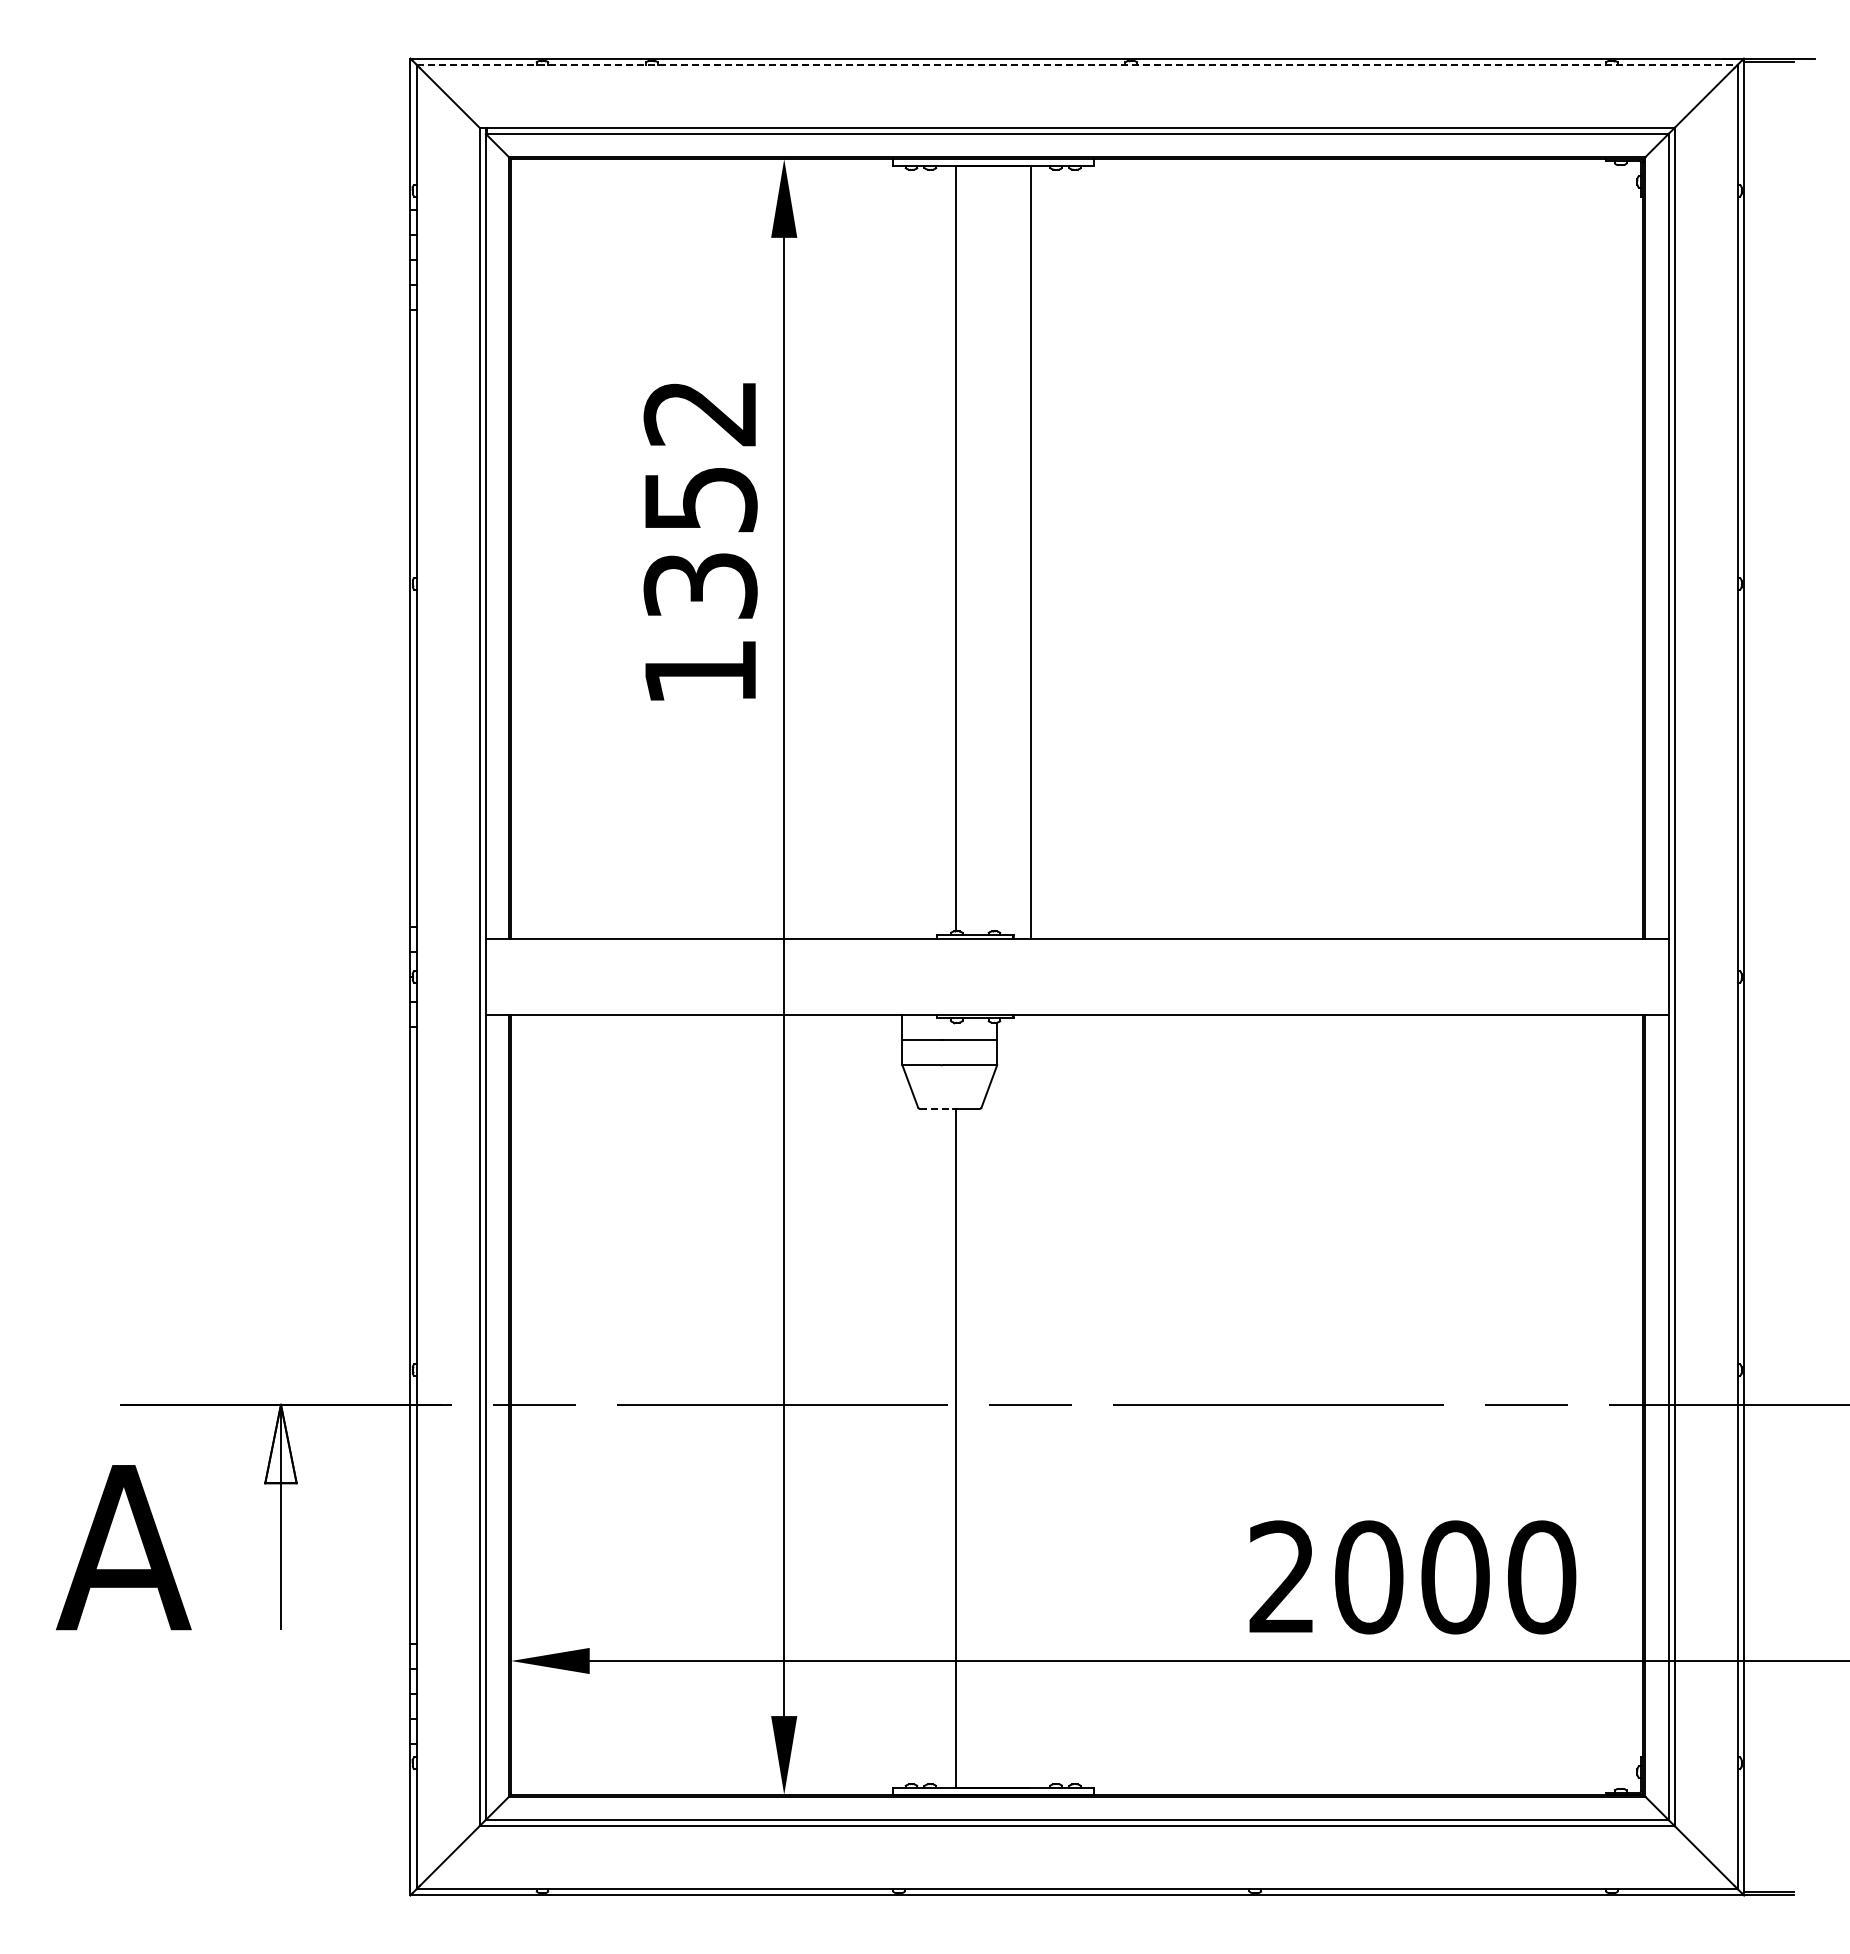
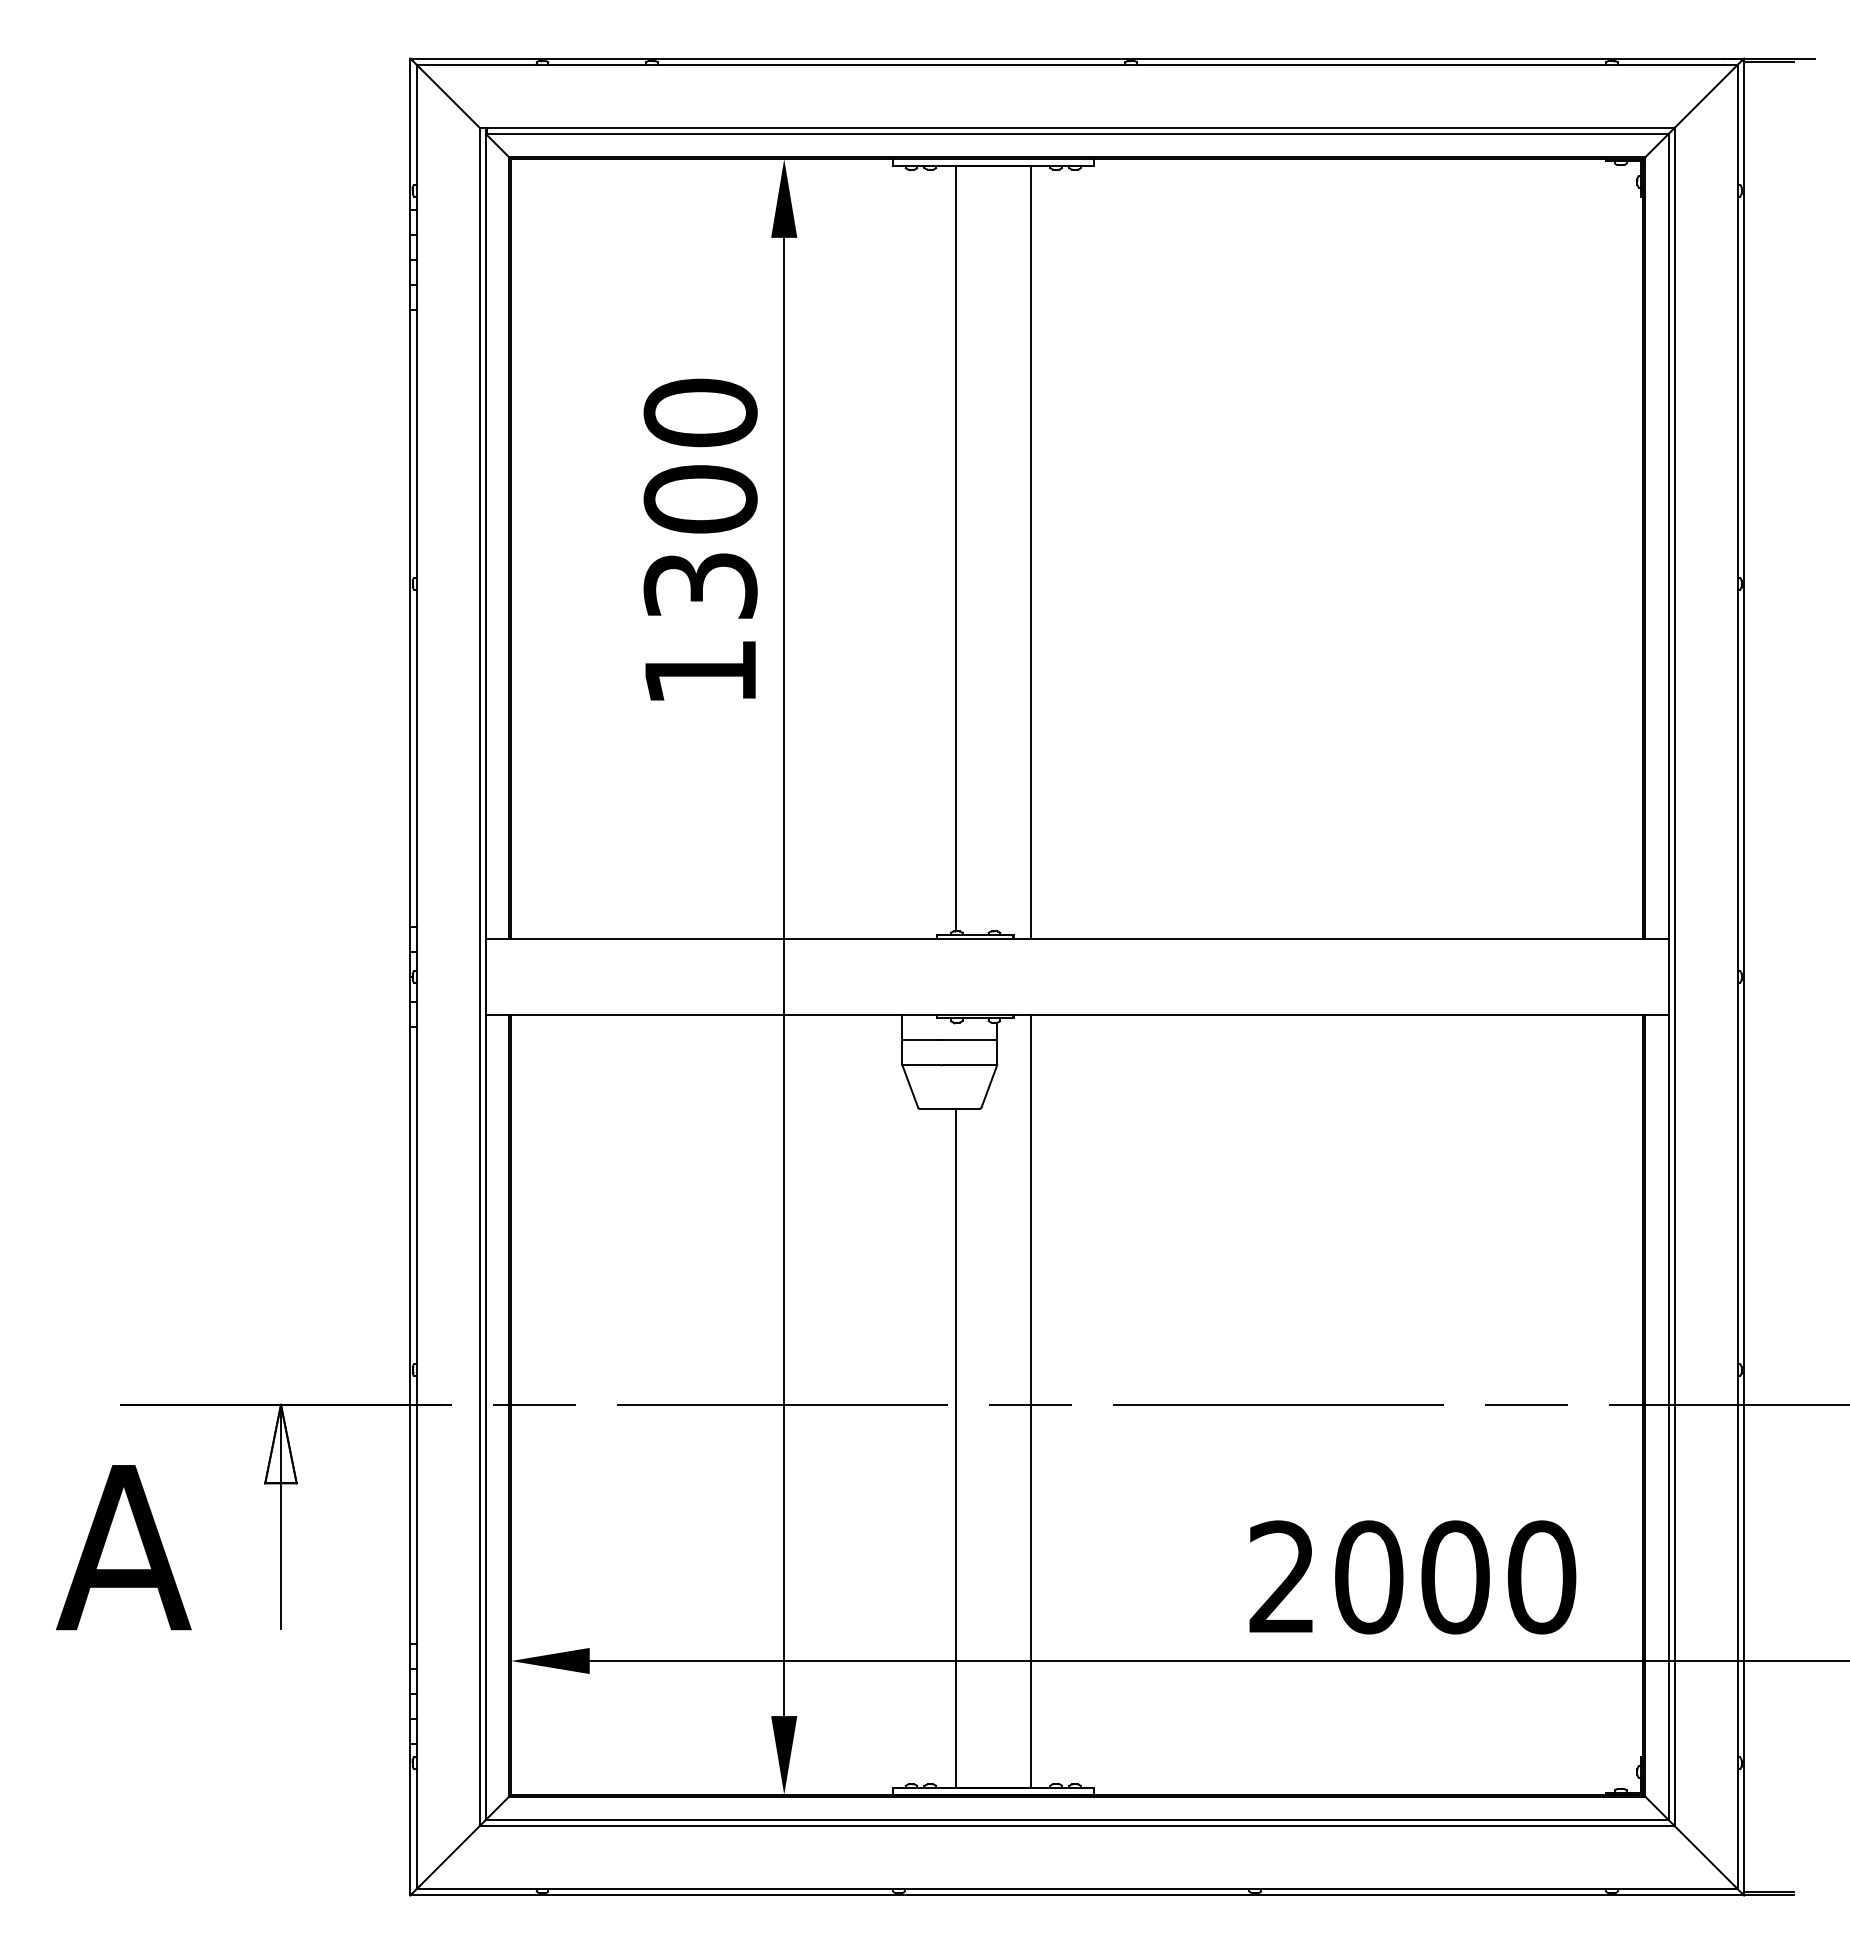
line: dashed -> solid (1077, 64)
text: 1352 -> 1300 (700, 455)
line: dashed -> solid (937, 1109)
line: none -> present (1031, 1401)
